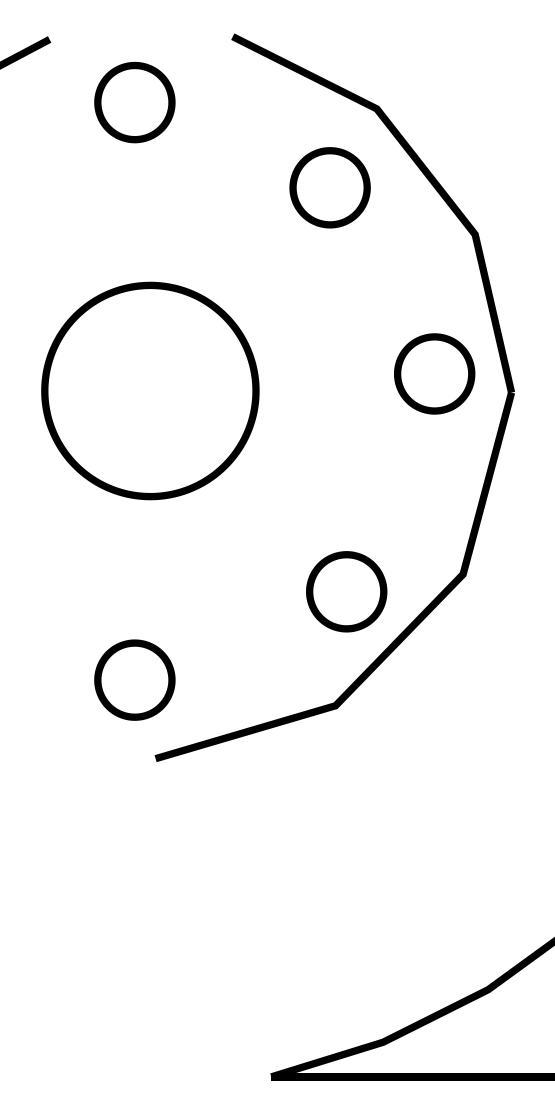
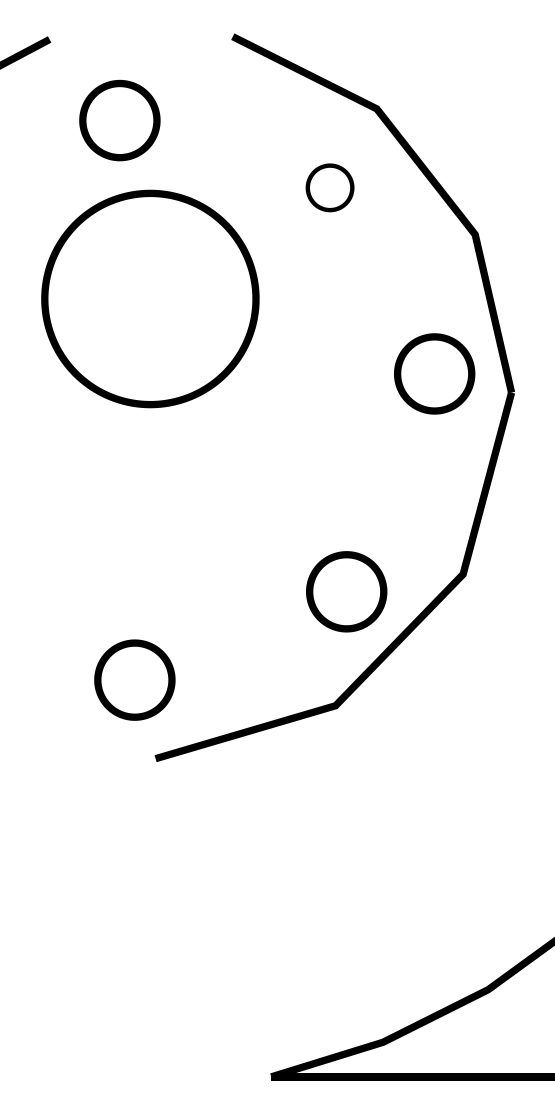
part position: (134, 102) -> (119, 120) (119, 120)
part size: 82x82 px -> 50x50 px (329, 187)
part position: (150, 390) -> (150, 298) (150, 298)
